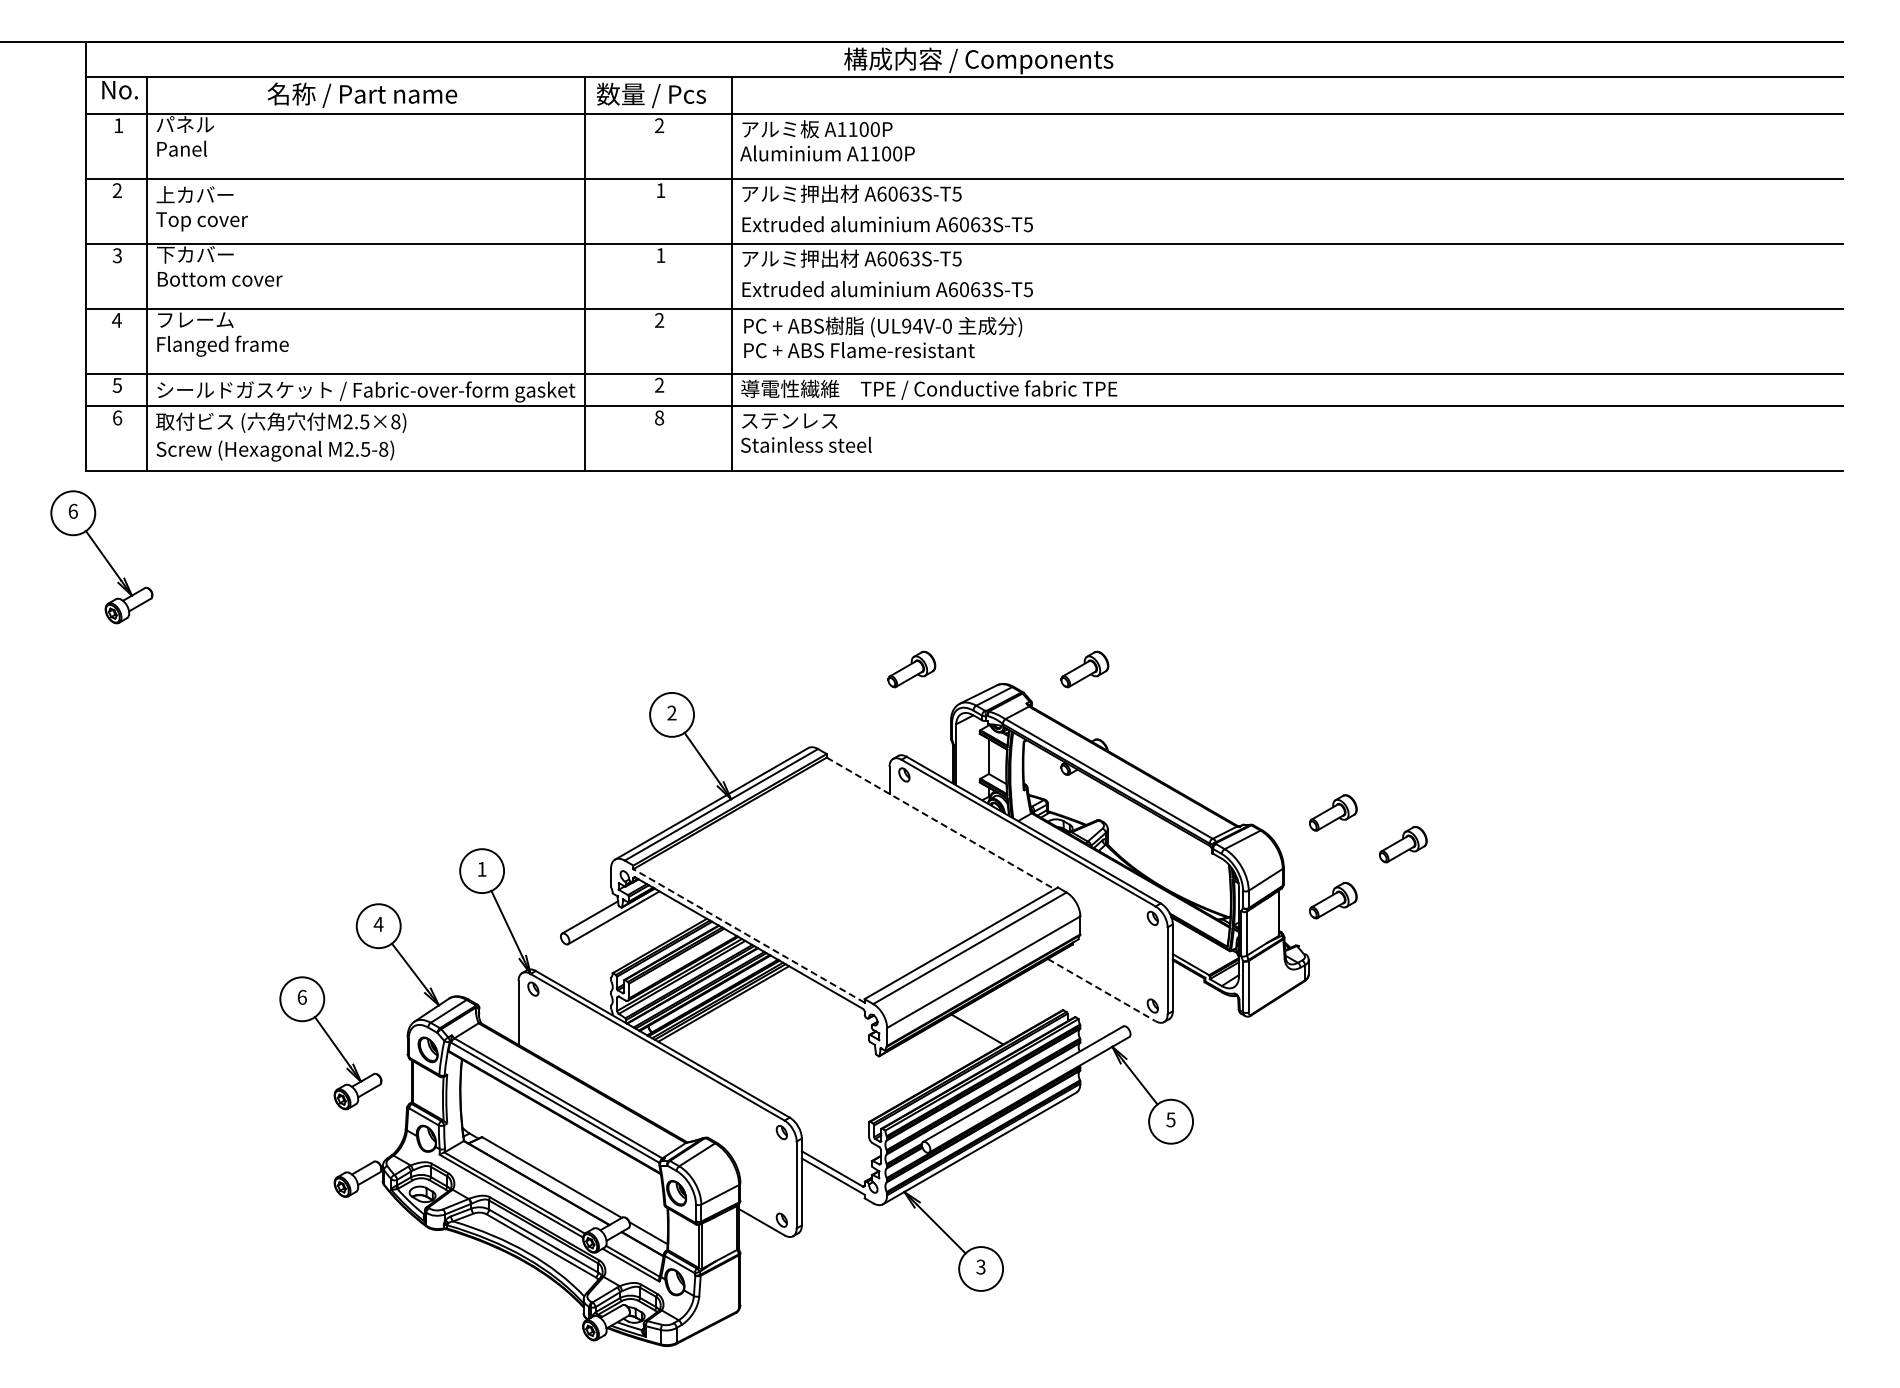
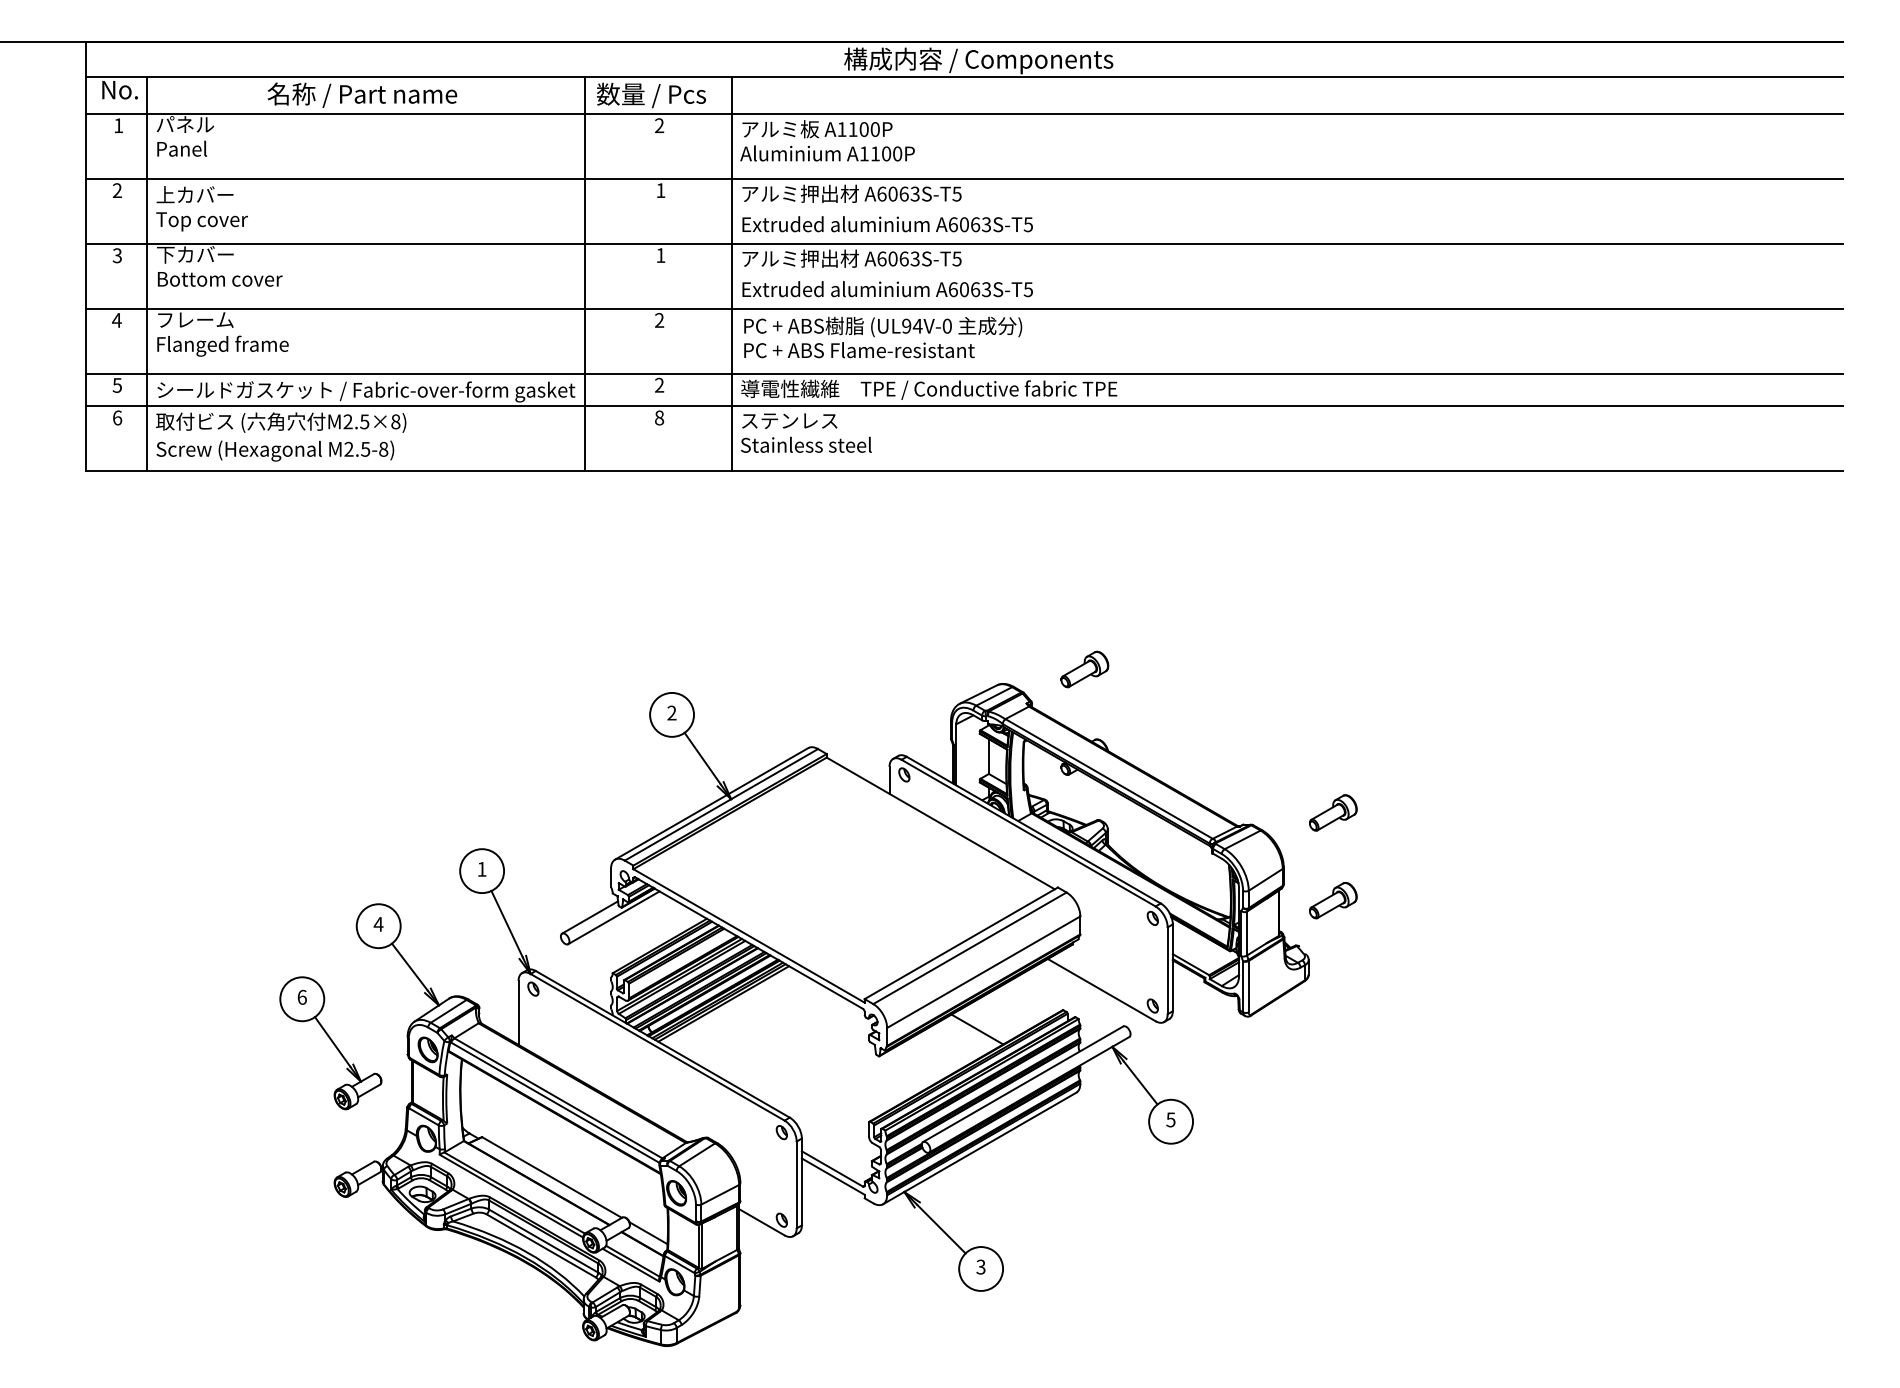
part: present -> none (101, 557)
part: present -> none (911, 669)
line: dashed -> solid (940, 823)
part: present -> none (1403, 844)
line: dashed -> solid (748, 935)
line: dashed -> solid (1102, 990)
